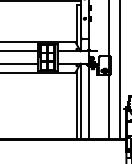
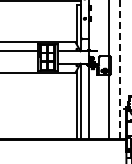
line: present -> none (20, 63)
line: solid -> dashed (120, 69)
